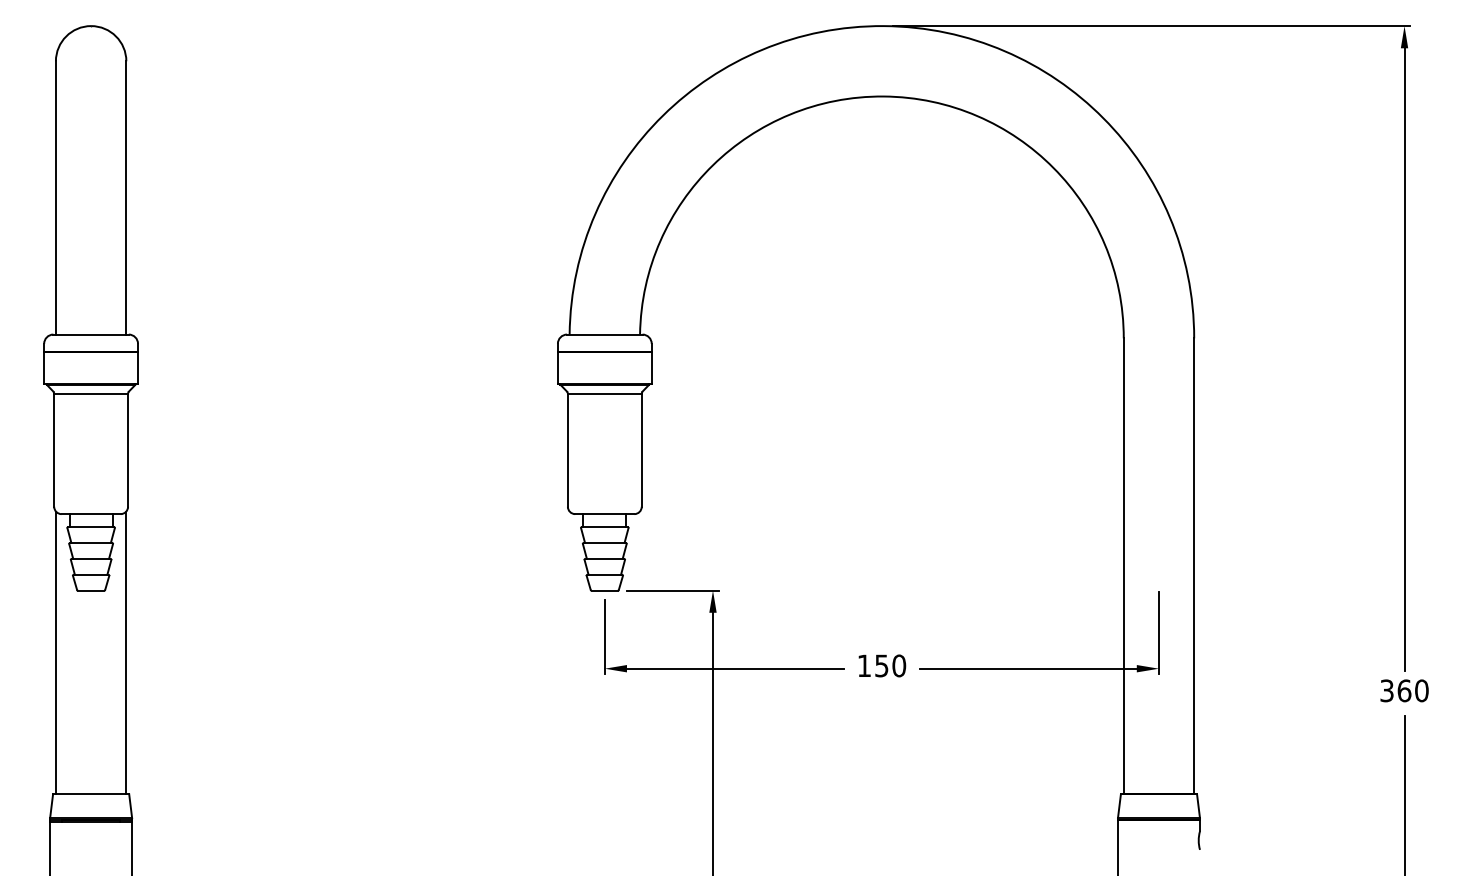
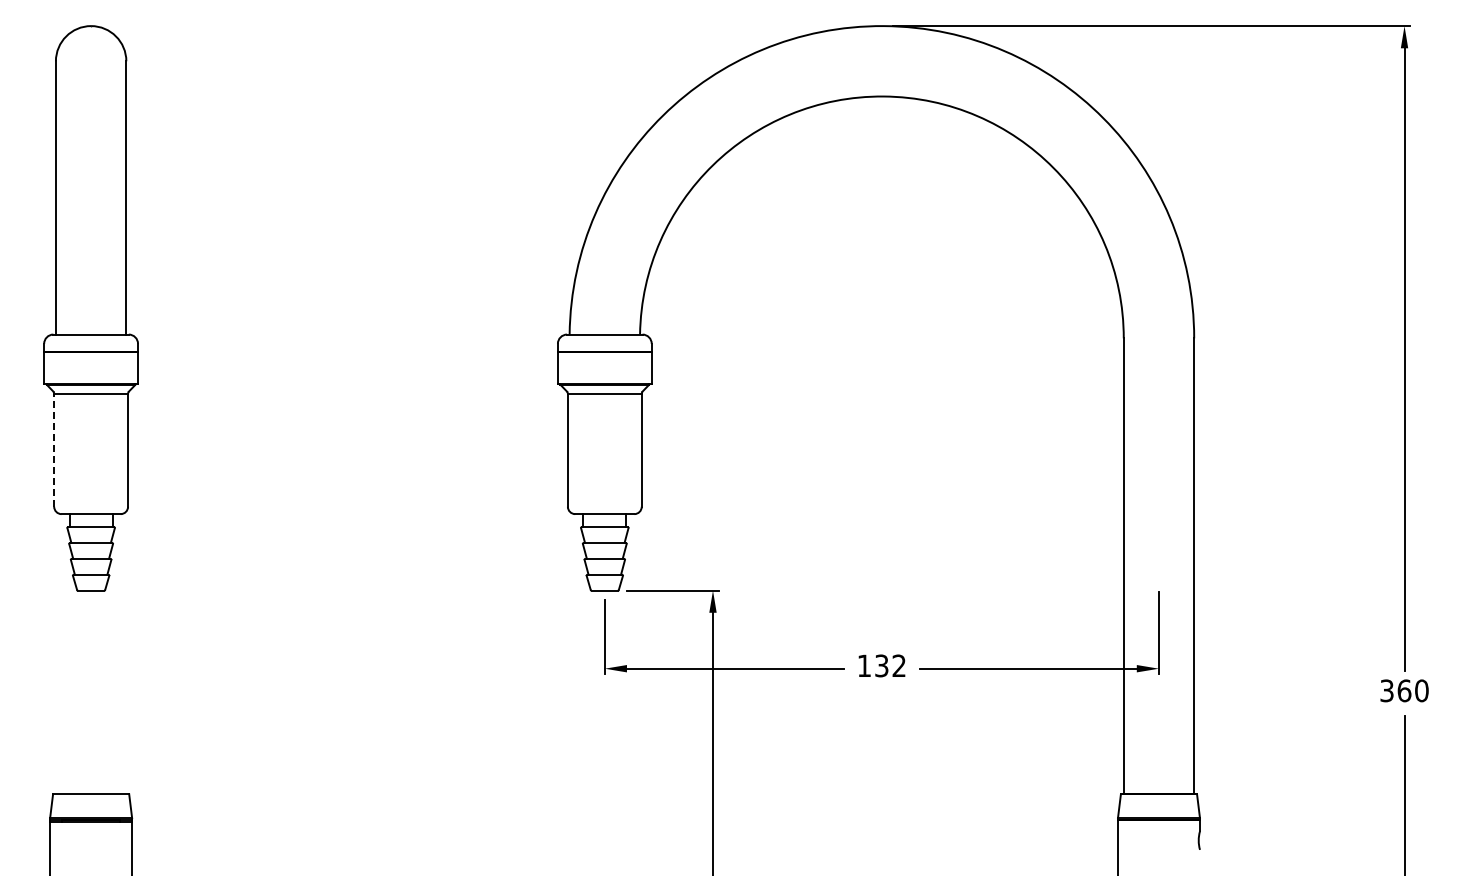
line: solid -> dashed (54, 450)
line: present -> none (55, 652)
line: present -> none (126, 652)
text: 150 -> 132 (890, 665)
